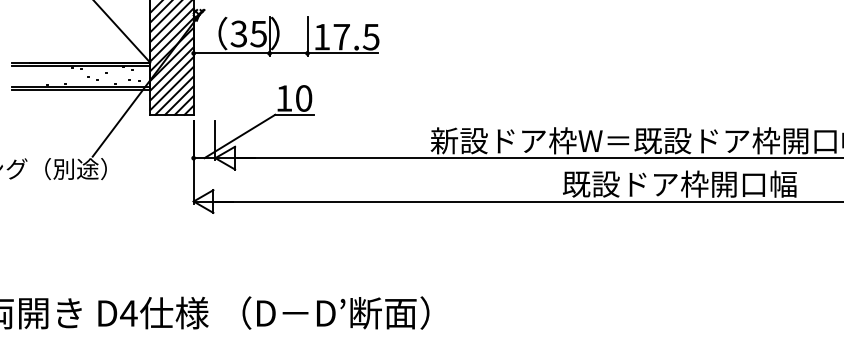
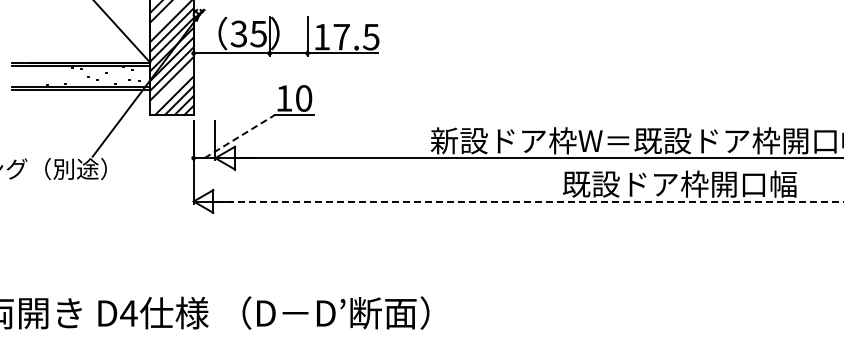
line: present -> none (165, 17)
line: present -> none (171, 88)
line: solid -> dashed (239, 136)
line: solid -> dashed (530, 201)
